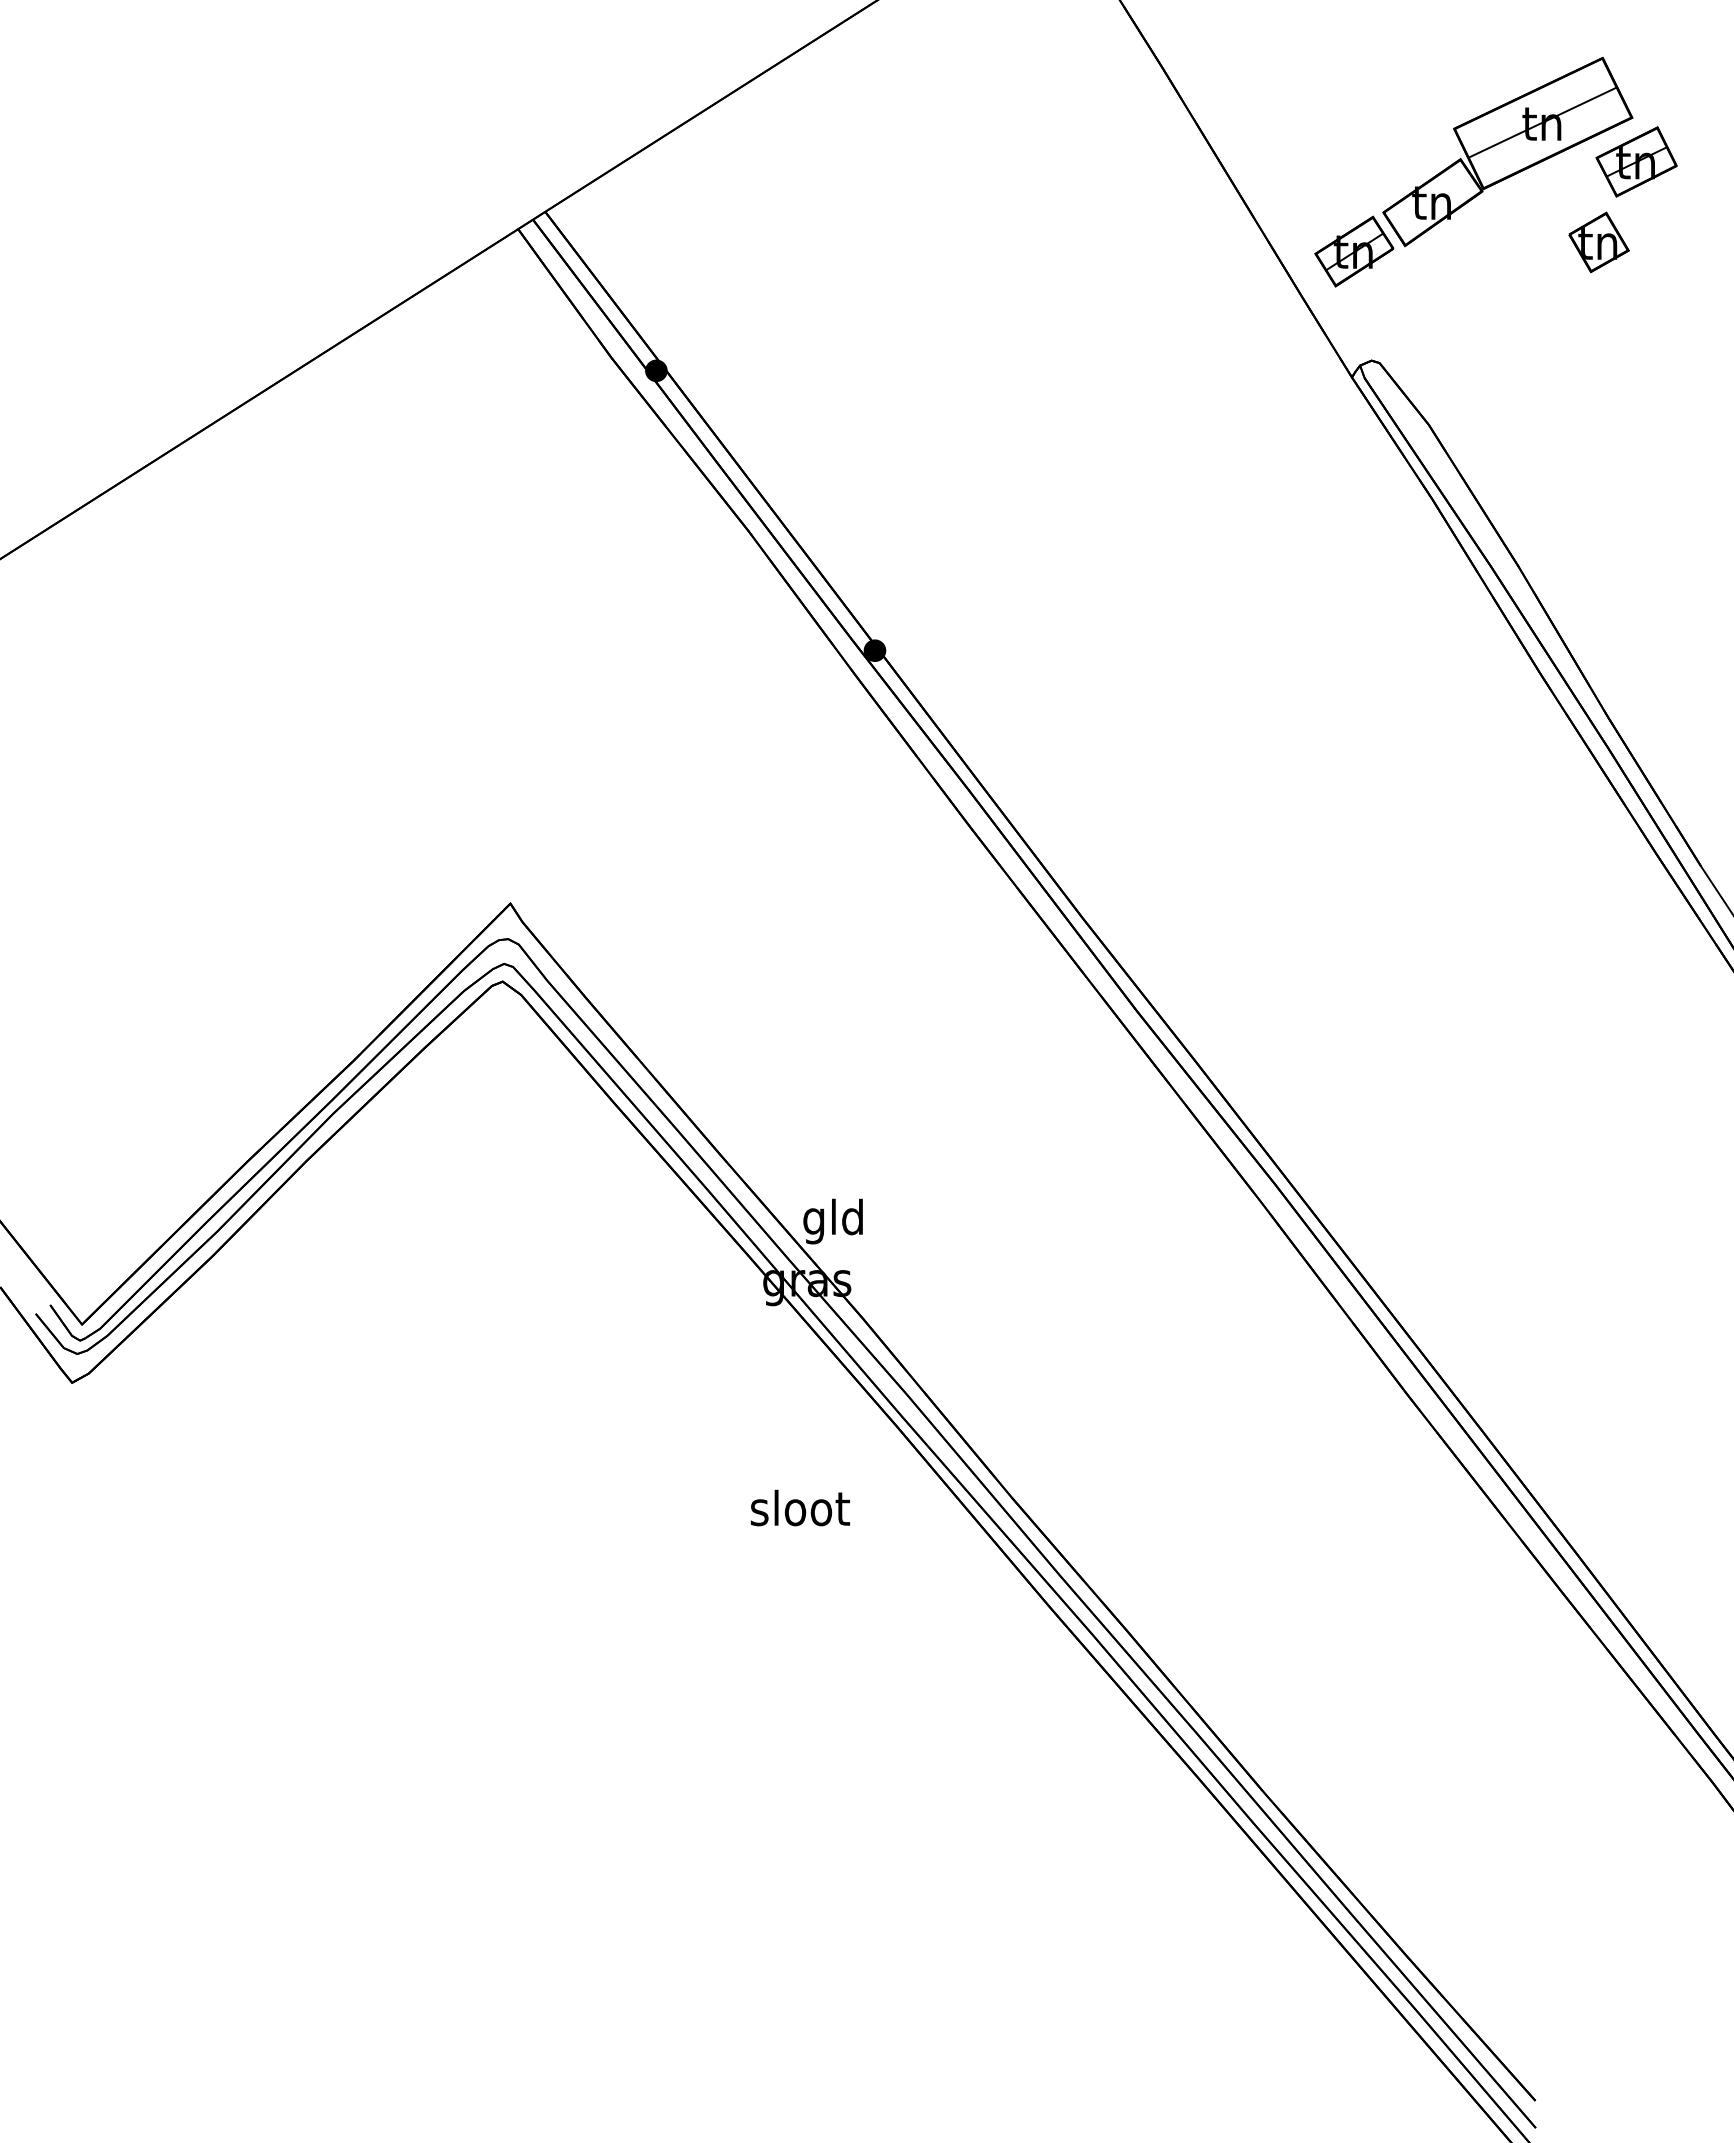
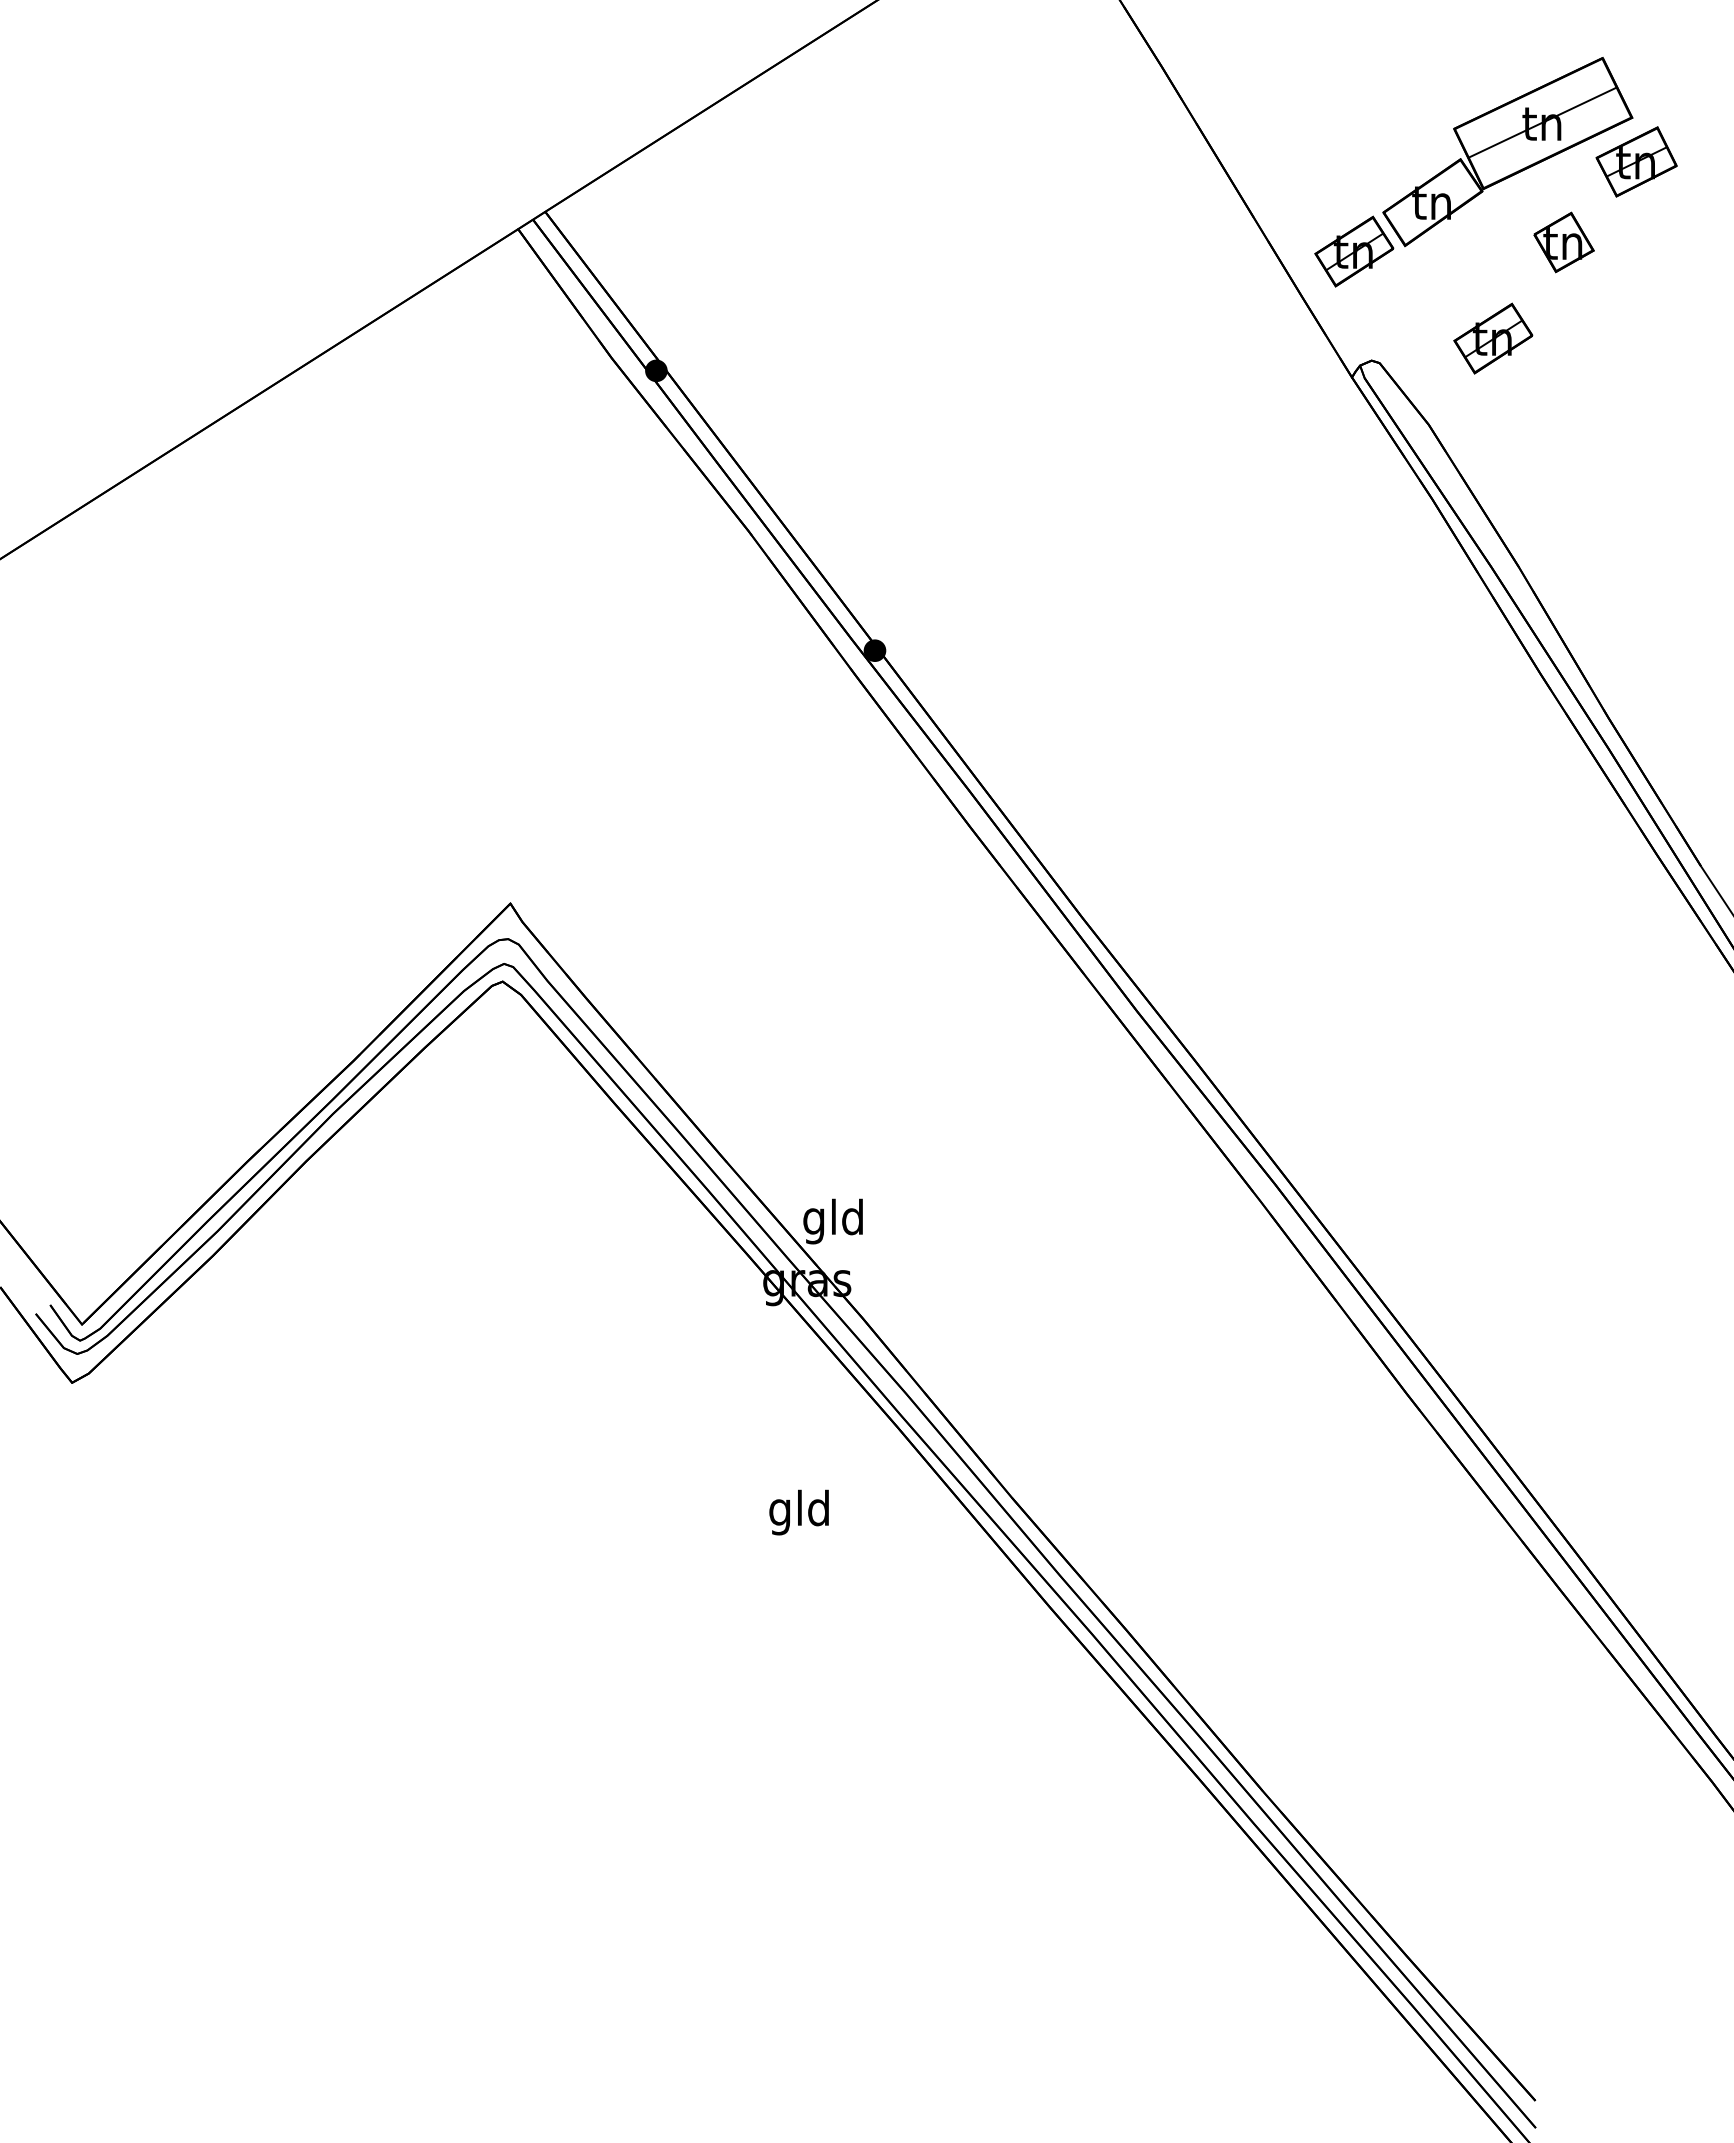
part position: (1598, 242) -> (1563, 242) (1563, 242)
part: none -> present (1493, 338)
text: sloot -> gld (800, 1512)
